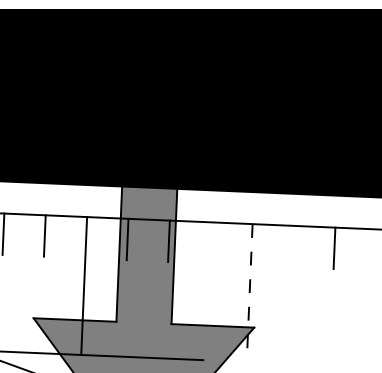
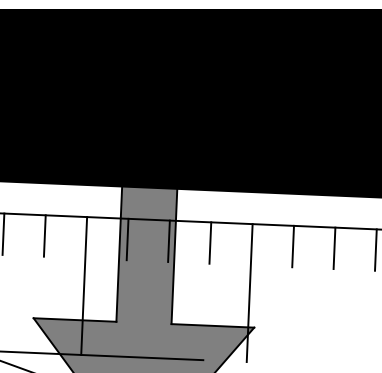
line: none -> present (210, 242)
line: none -> present (293, 246)
line: none -> present (375, 249)
line: dashed -> solid (249, 293)
